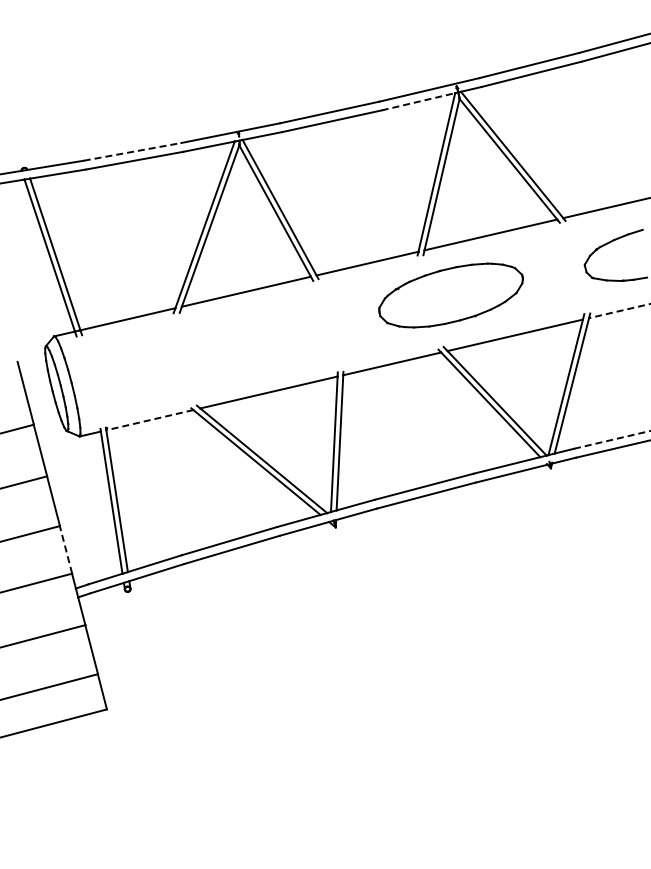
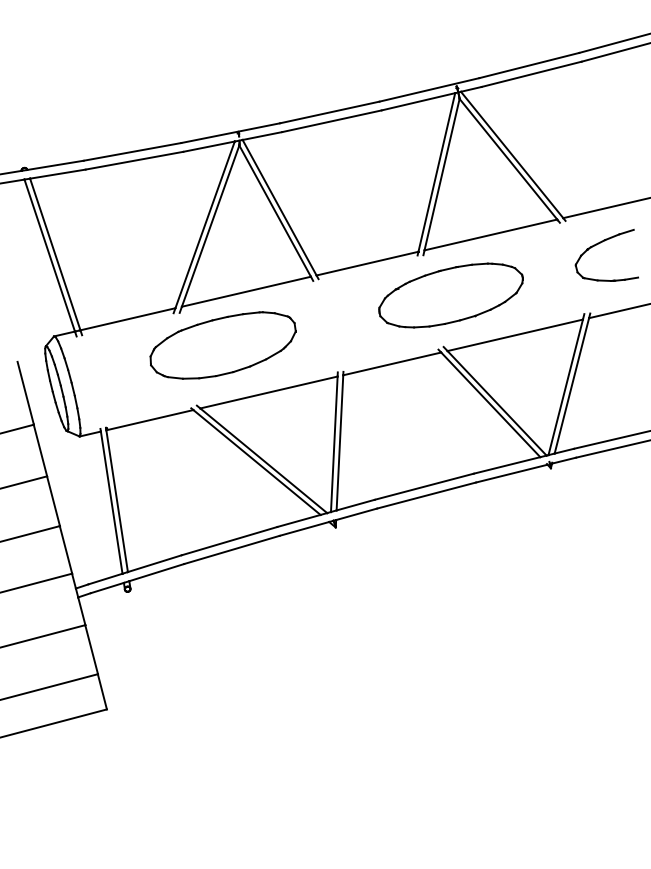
line: dashed -> solid (418, 101)
line: dashed -> solid (132, 151)
part position: (609, 243) -> (600, 243) (600, 243)
line: dashed -> solid (619, 311)
part: none -> present (222, 345)
line: dashed -> solid (149, 420)
line: dashed -> solid (612, 439)
line: dashed -> solid (66, 549)
